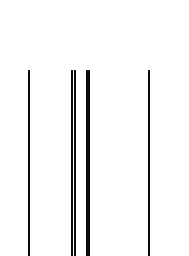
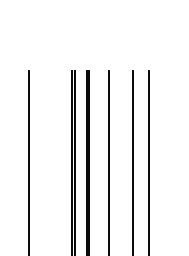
line: none -> present (108, 161)
line: none -> present (132, 161)
